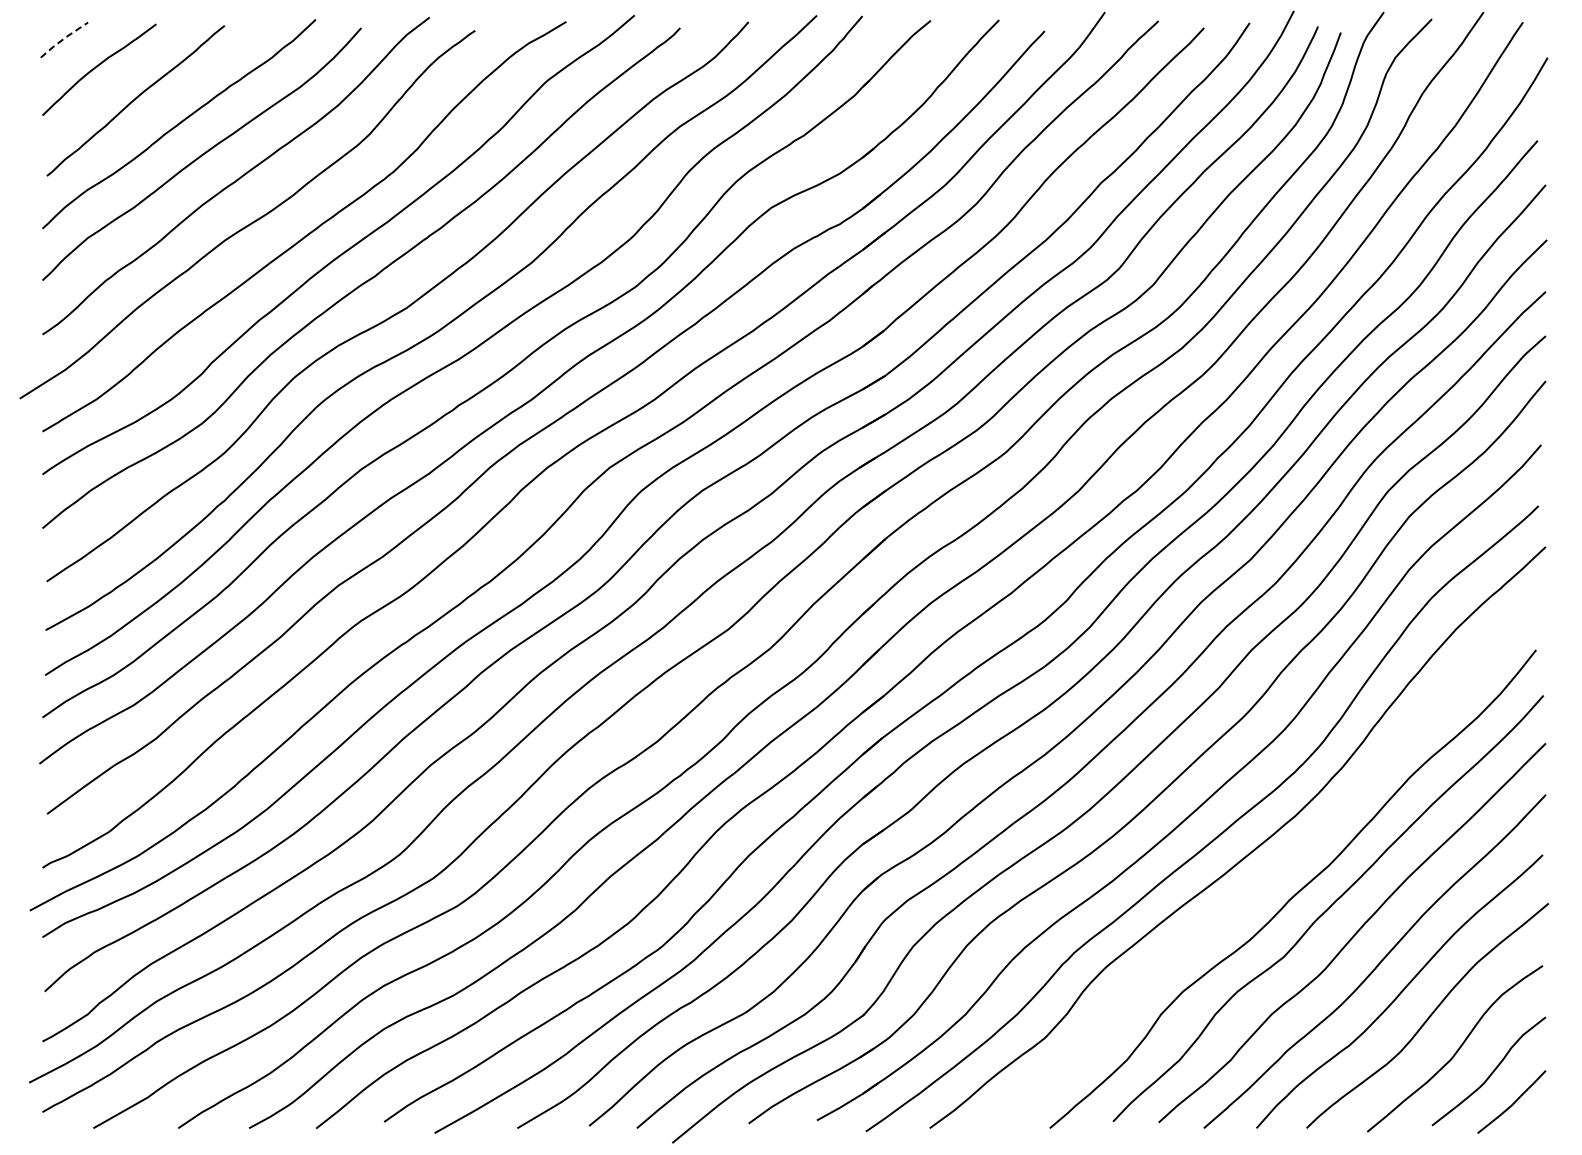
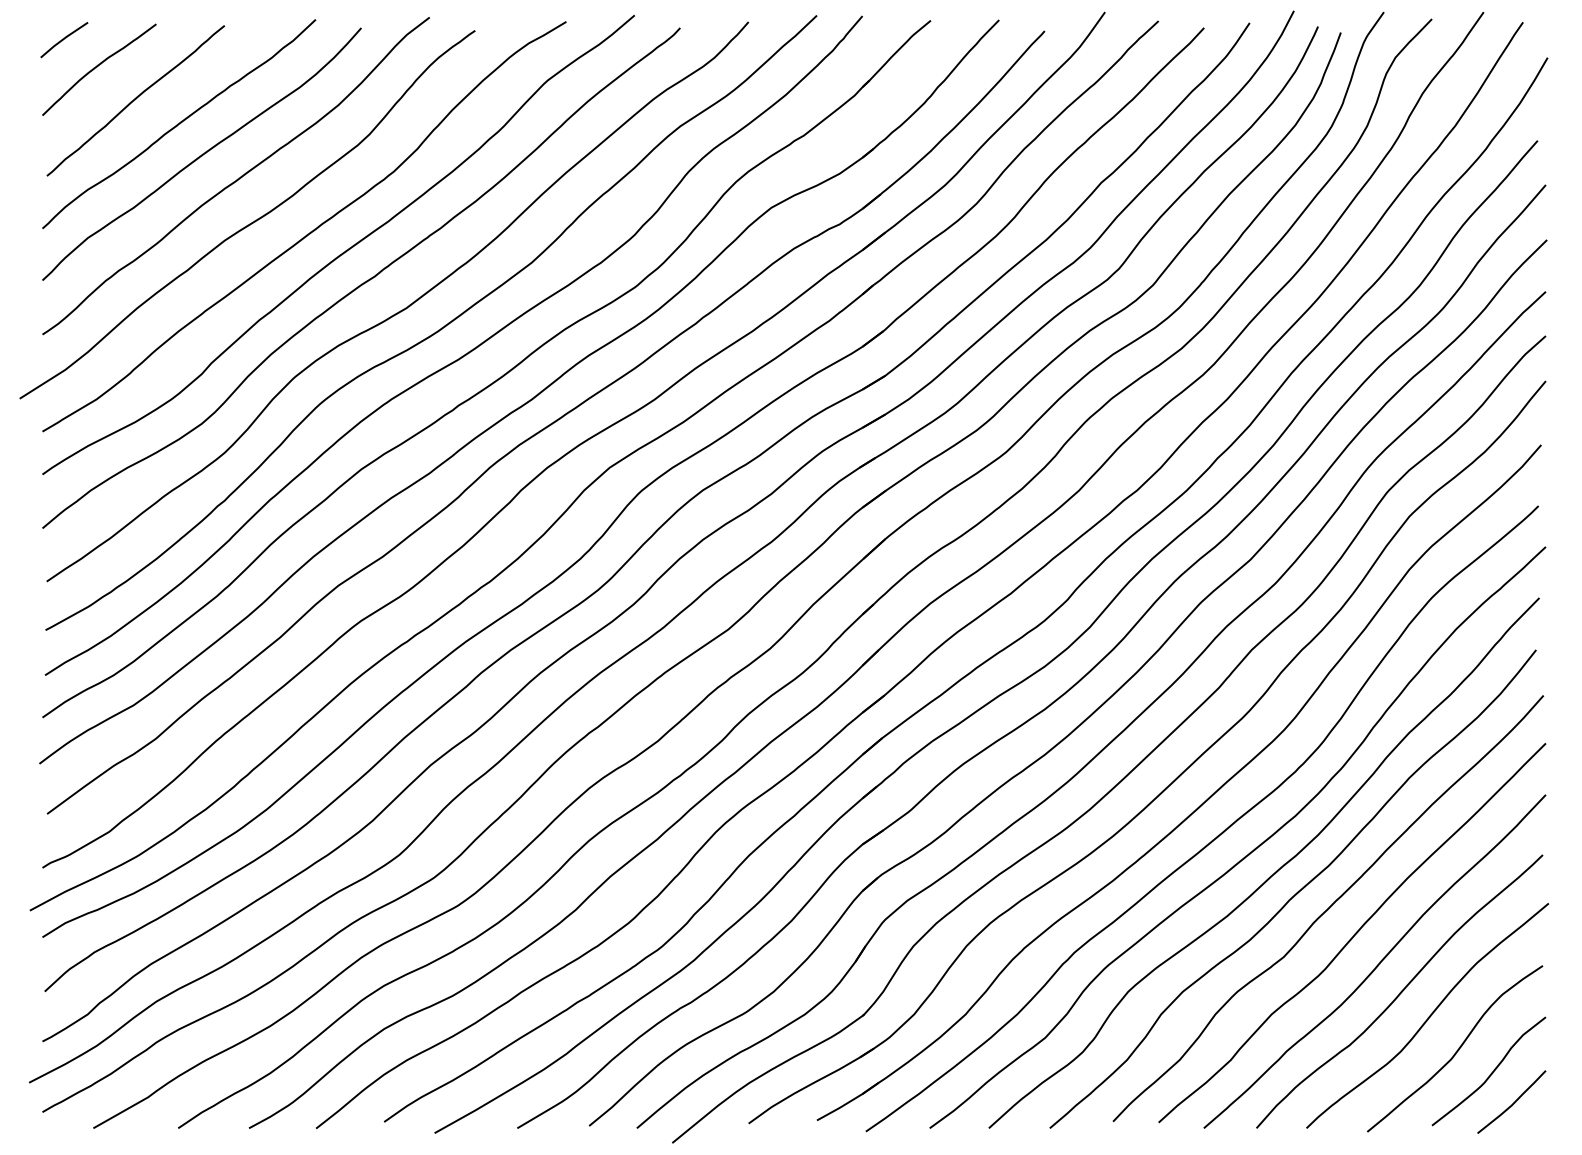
line: dashed -> solid (63, 38)
curve: none -> present (1270, 875)
